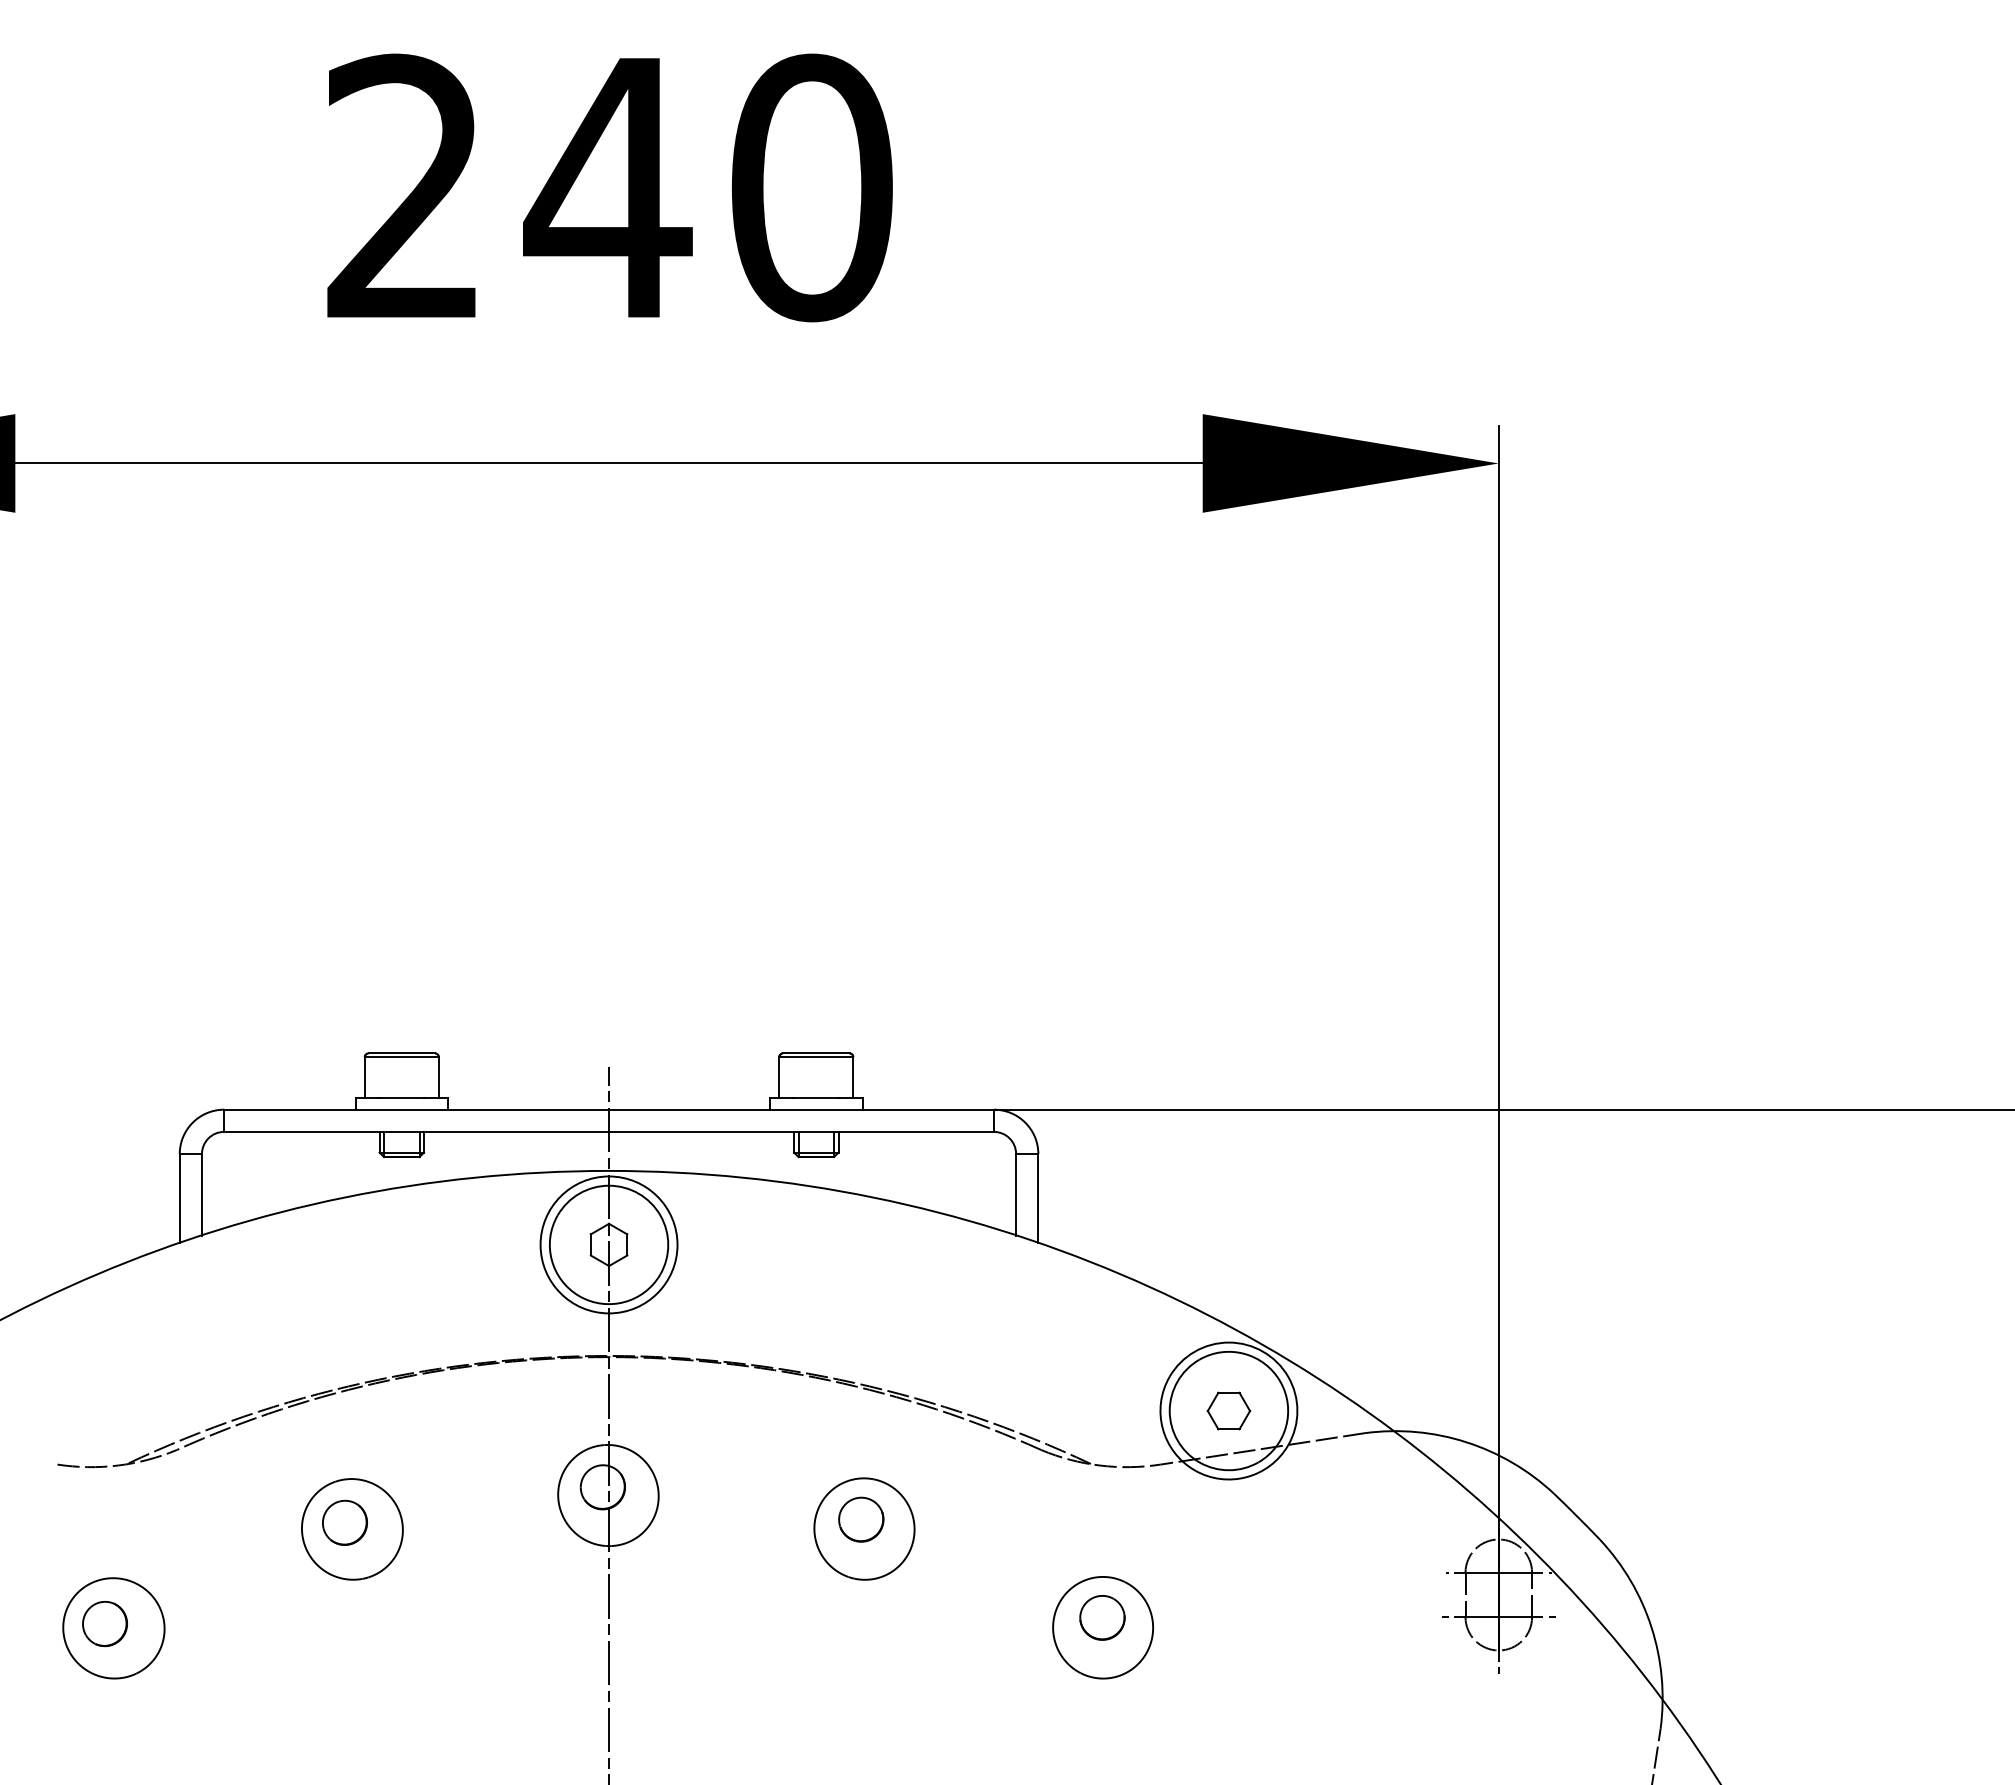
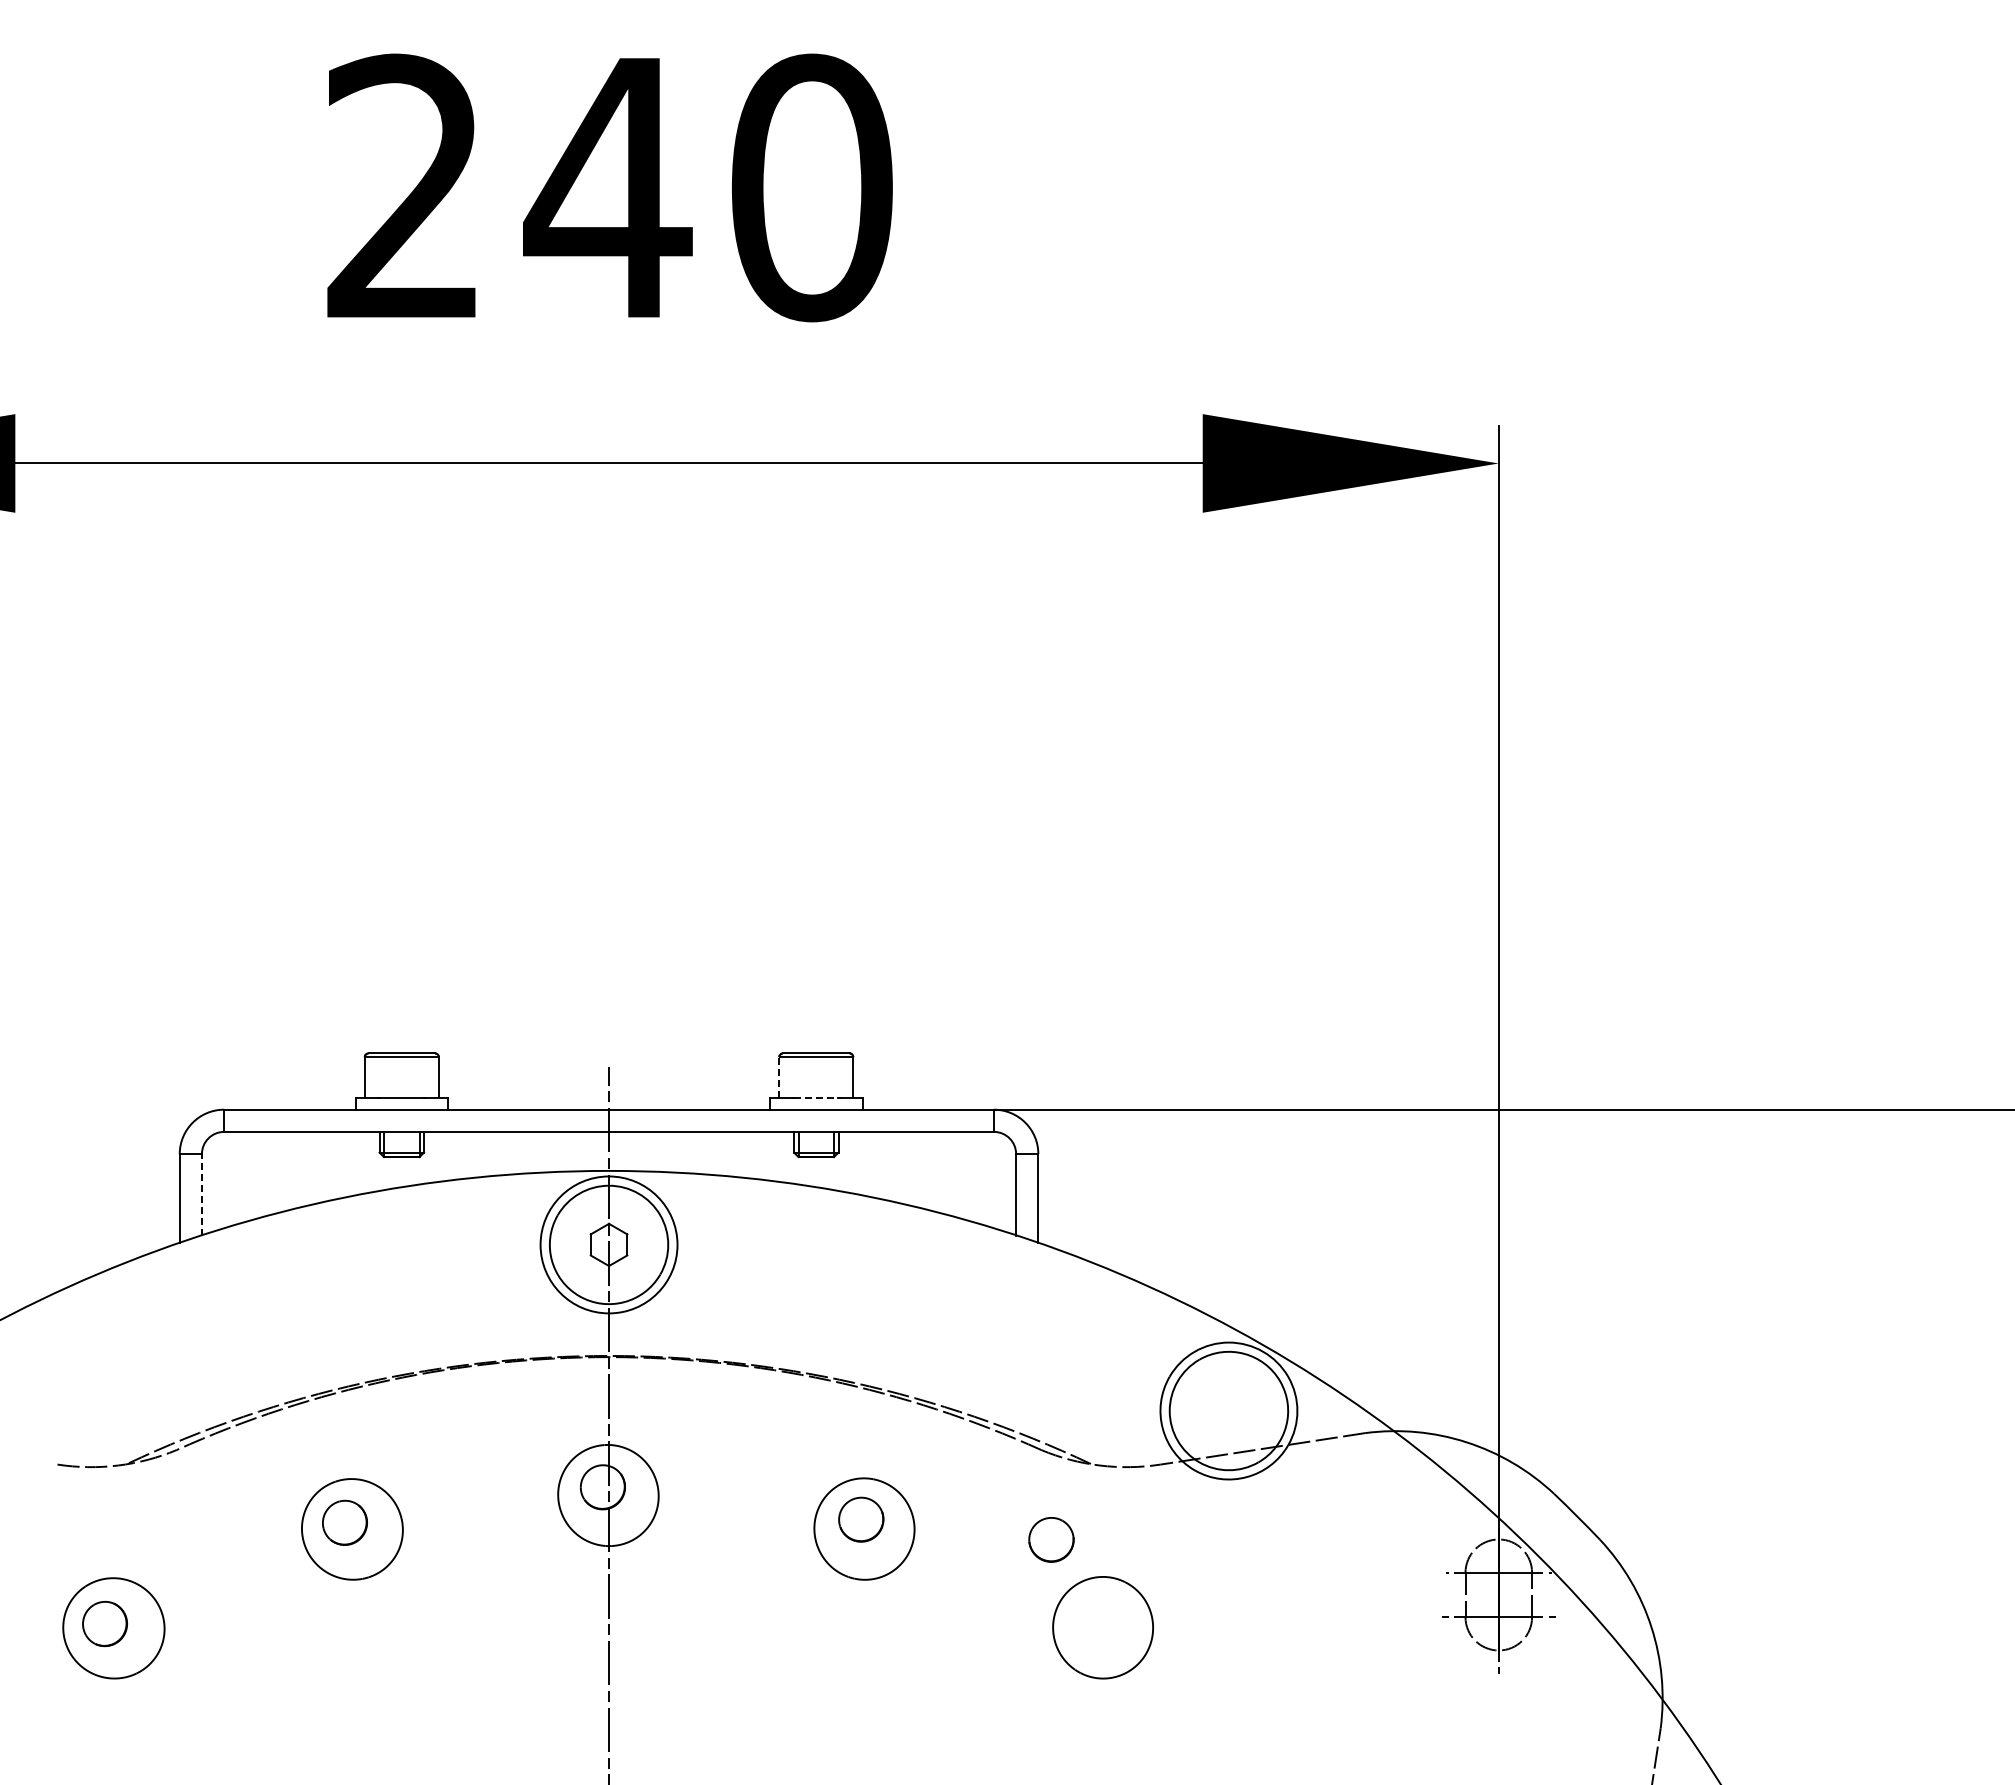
line: solid -> dashed (779, 1077)
line: solid -> dashed (816, 1097)
line: solid -> dashed (201, 1194)
part: present -> none (1228, 1410)
part position: (1102, 1617) -> (1051, 1539) (1051, 1539)
